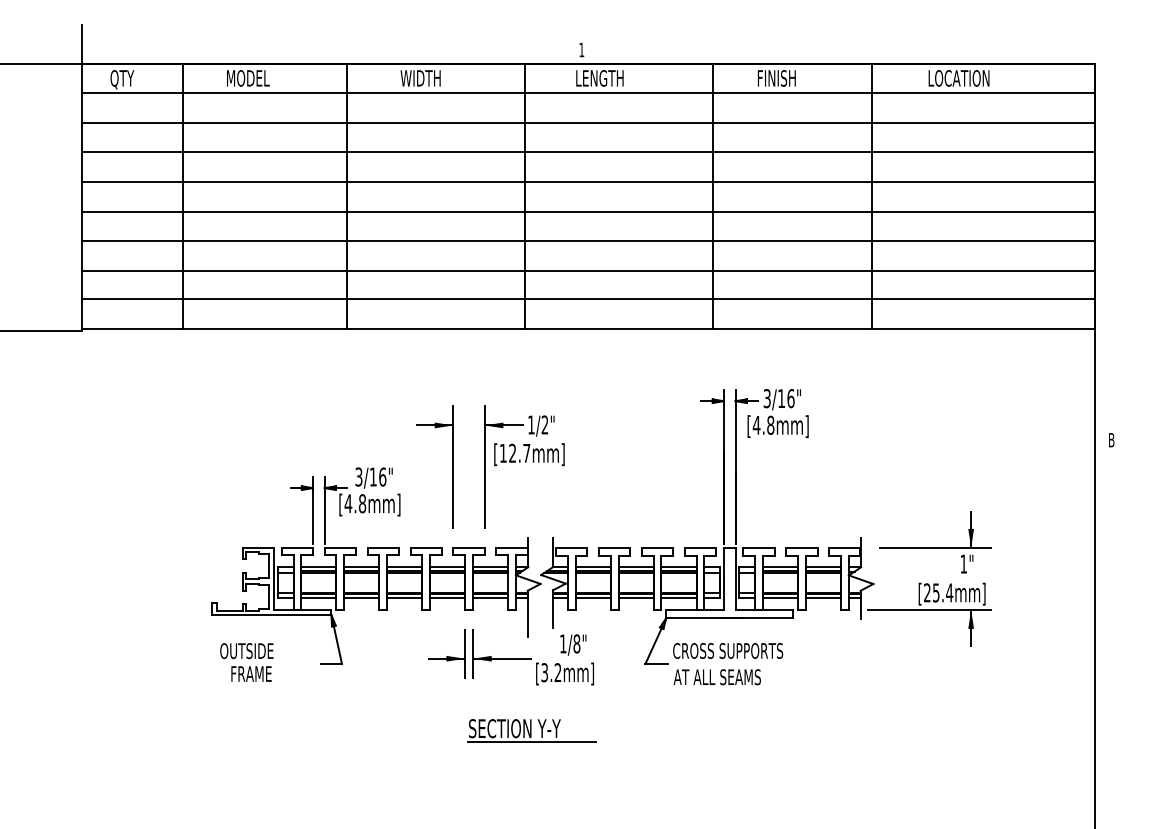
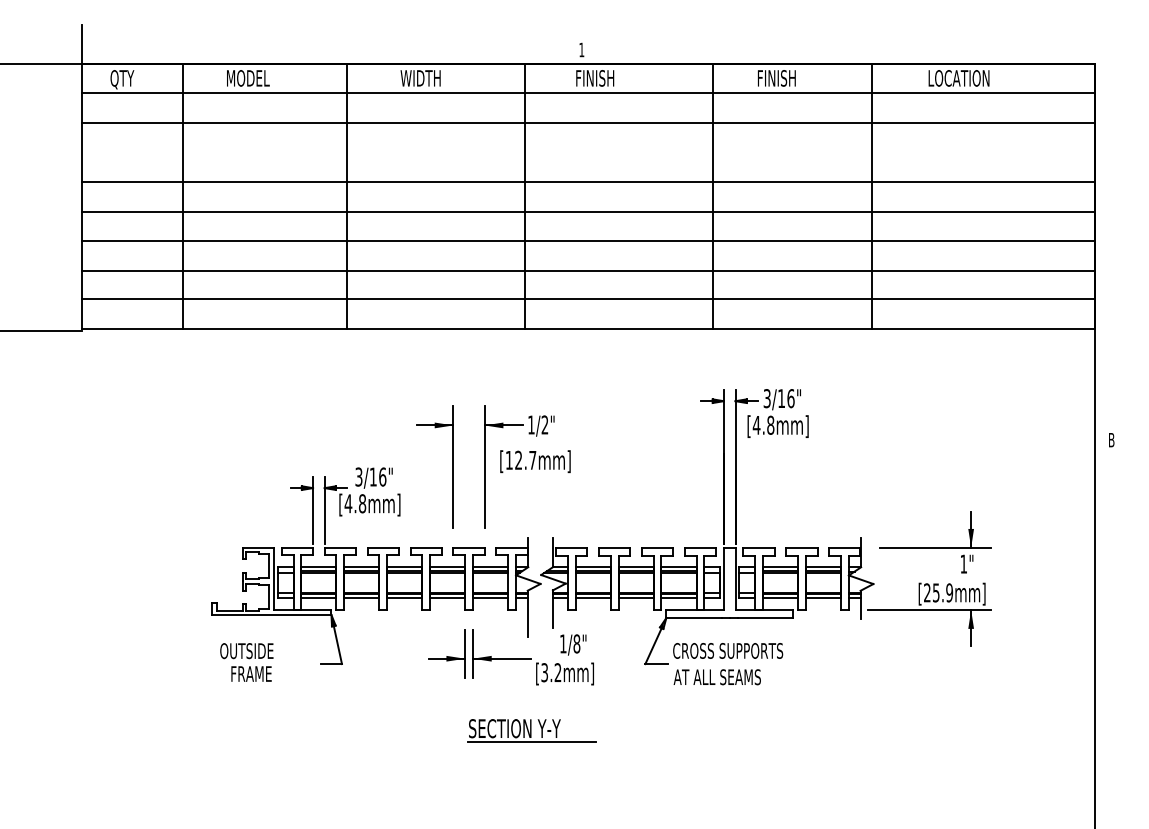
text: LENGTH -> FINISH (600, 78)
line: present -> none (588, 152)
text position: (529, 454) -> (535, 461) (535, 461)
text: [25.4mm] -> [25.9mm] (949, 592)
